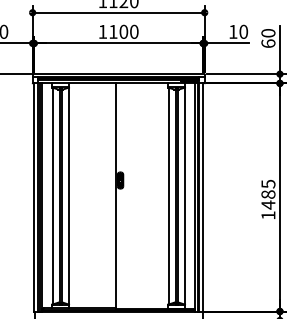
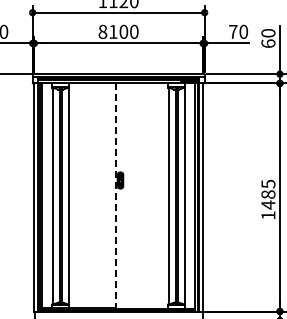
text: 1100 -> 8100 (102, 31)
text: 10 -> 70 (233, 31)
line: solid -> dashed (115, 196)
